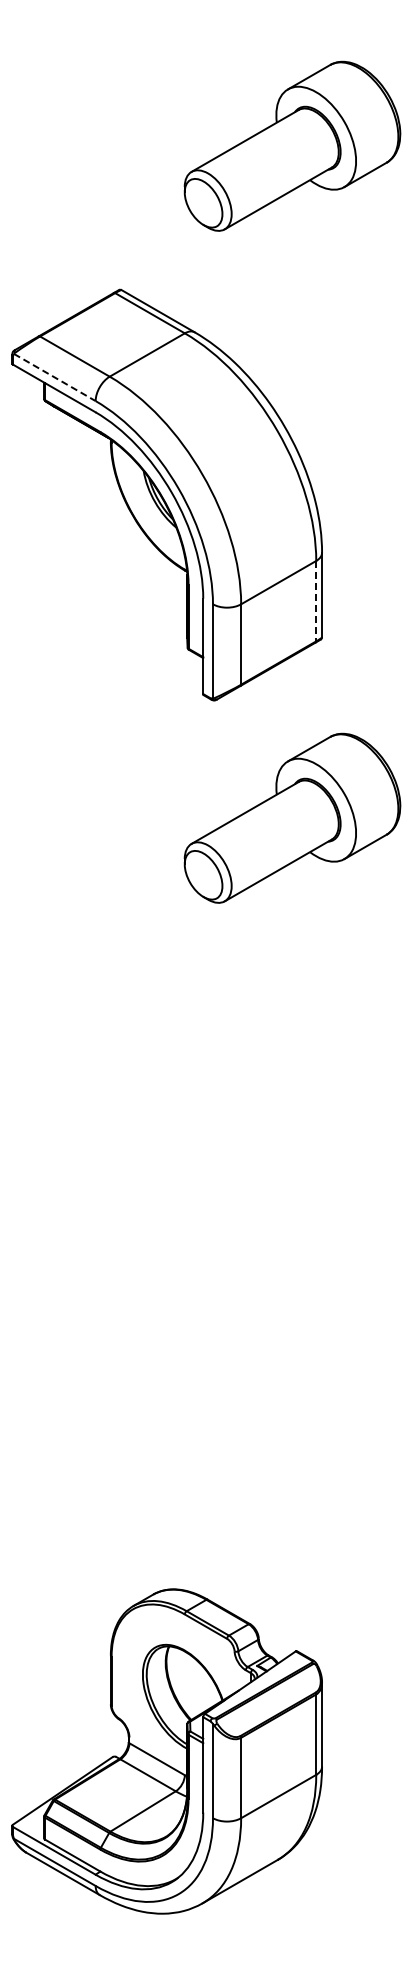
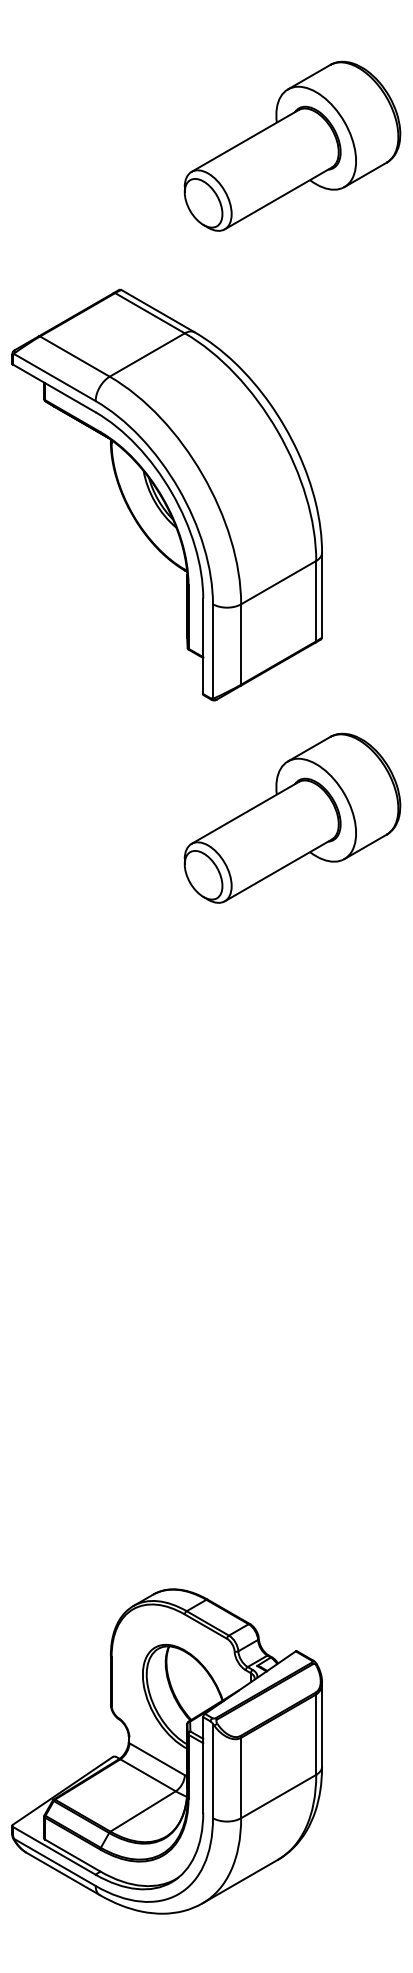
line: dashed -> solid (55, 377)
line: dashed -> solid (316, 601)
